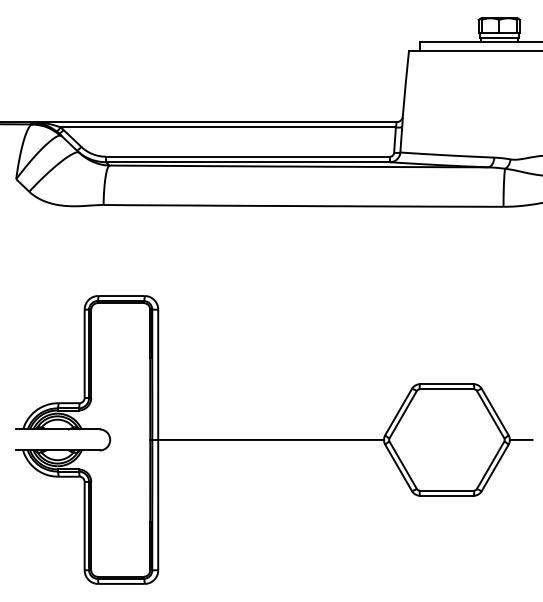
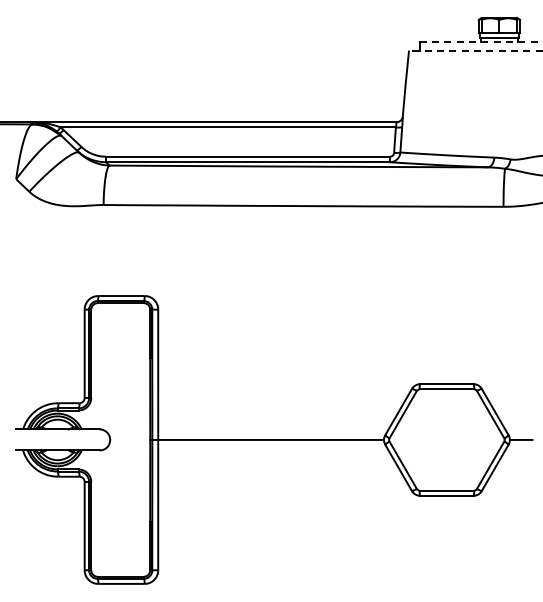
line: solid -> dashed (481, 42)
line: solid -> dashed (475, 50)
